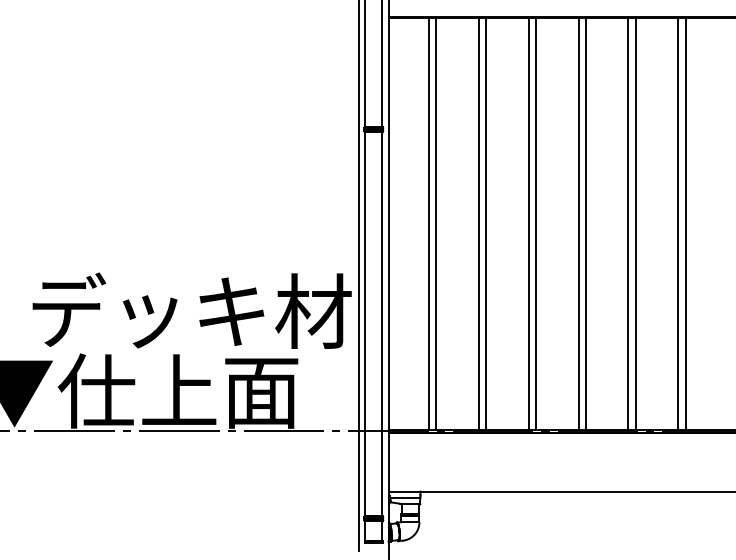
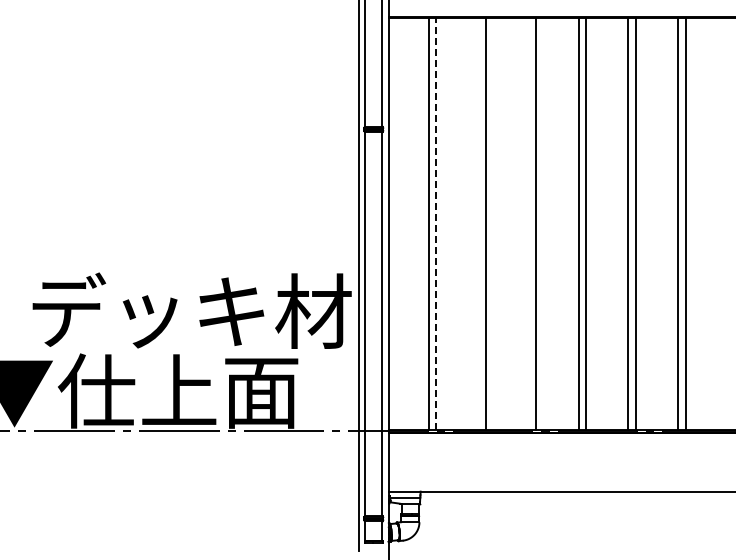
line: solid -> dashed (436, 223)
line: present -> none (478, 223)
line: present -> none (528, 223)
